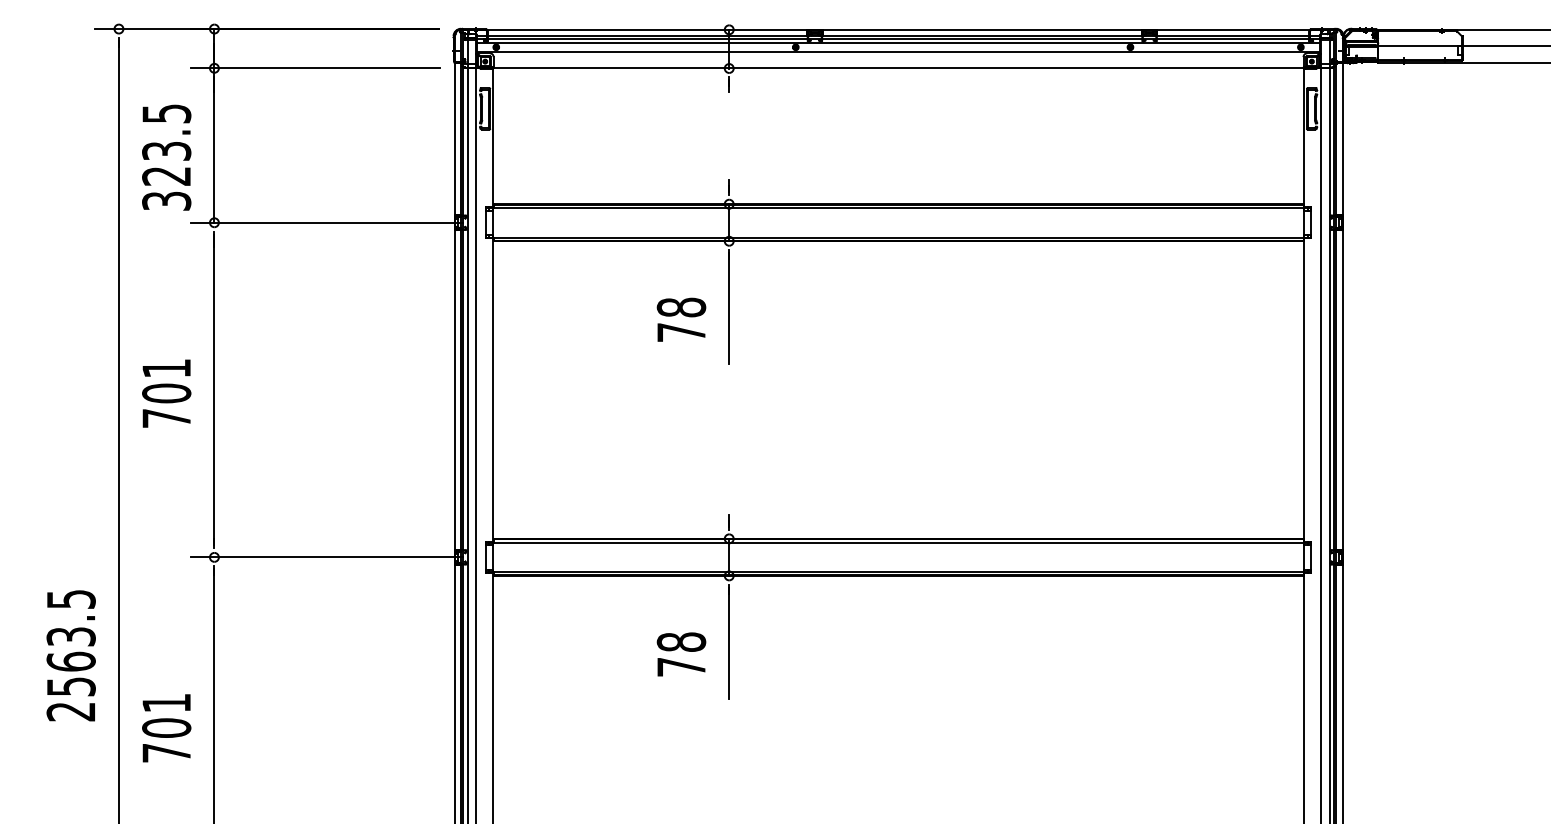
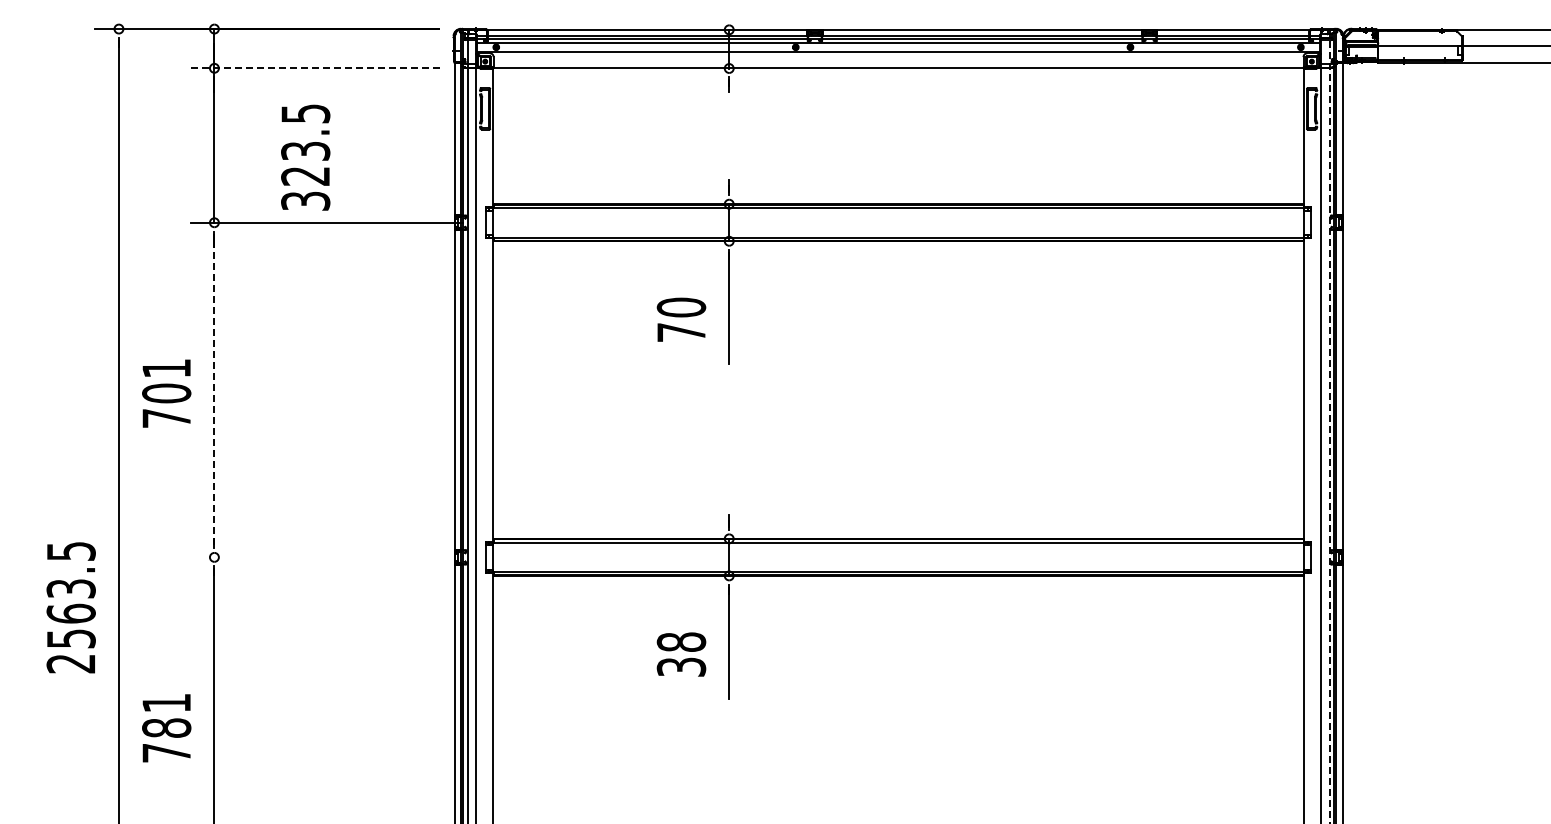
line: solid -> dashed (315, 68)
text position: (166, 157) -> (305, 157) (305, 157)
text: 78 -> 70 (681, 307)
line: solid -> dashed (214, 389)
line: solid -> dashed (1329, 427)
line: present -> none (326, 557)
text position: (70, 655) -> (70, 607) (70, 607)
text: 78 -> 38 (681, 666)
text: 701 -> 781 (166, 727)
